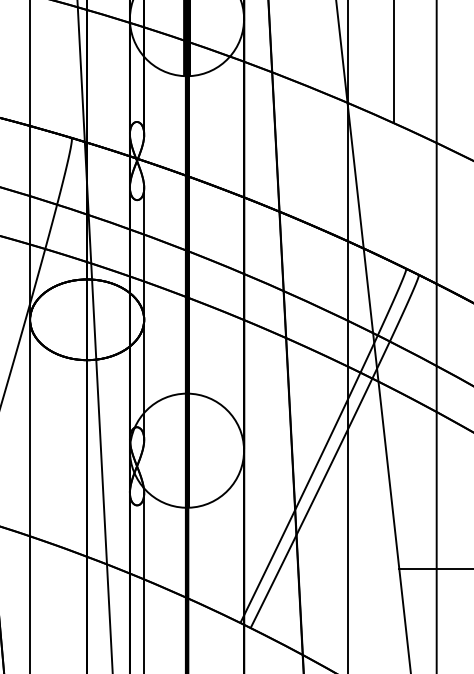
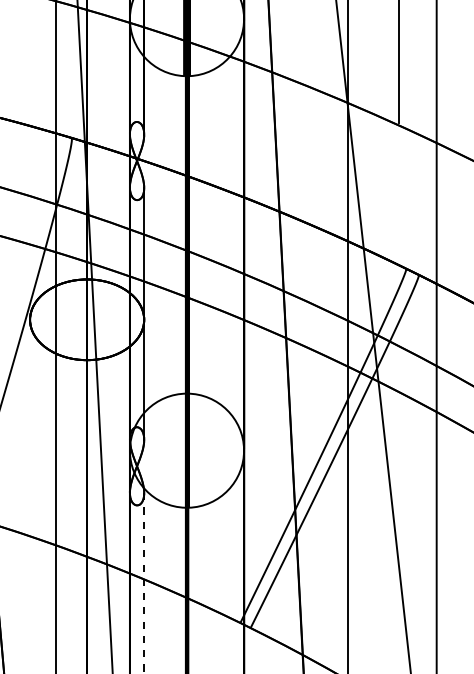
line position: (393, 62) -> (398, 62) (398, 62)
line position: (30, 336) -> (56, 336) (56, 336)
line: present -> none (434, 569)
line: solid -> dashed (144, 583)
